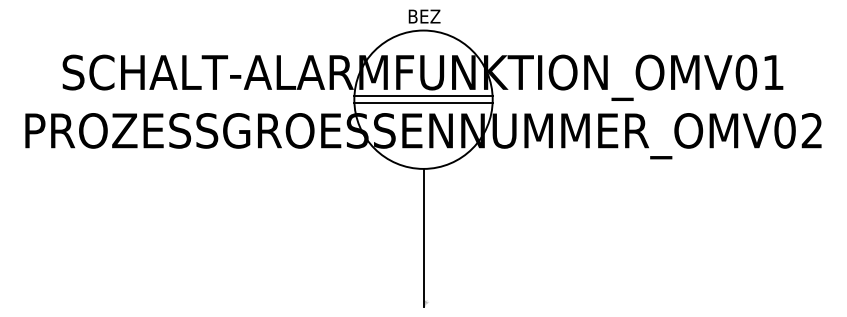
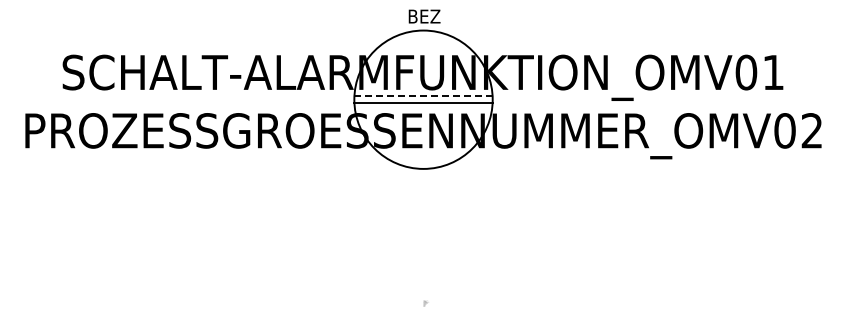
line: solid -> dashed (424, 96)
line: present -> none (423, 237)
